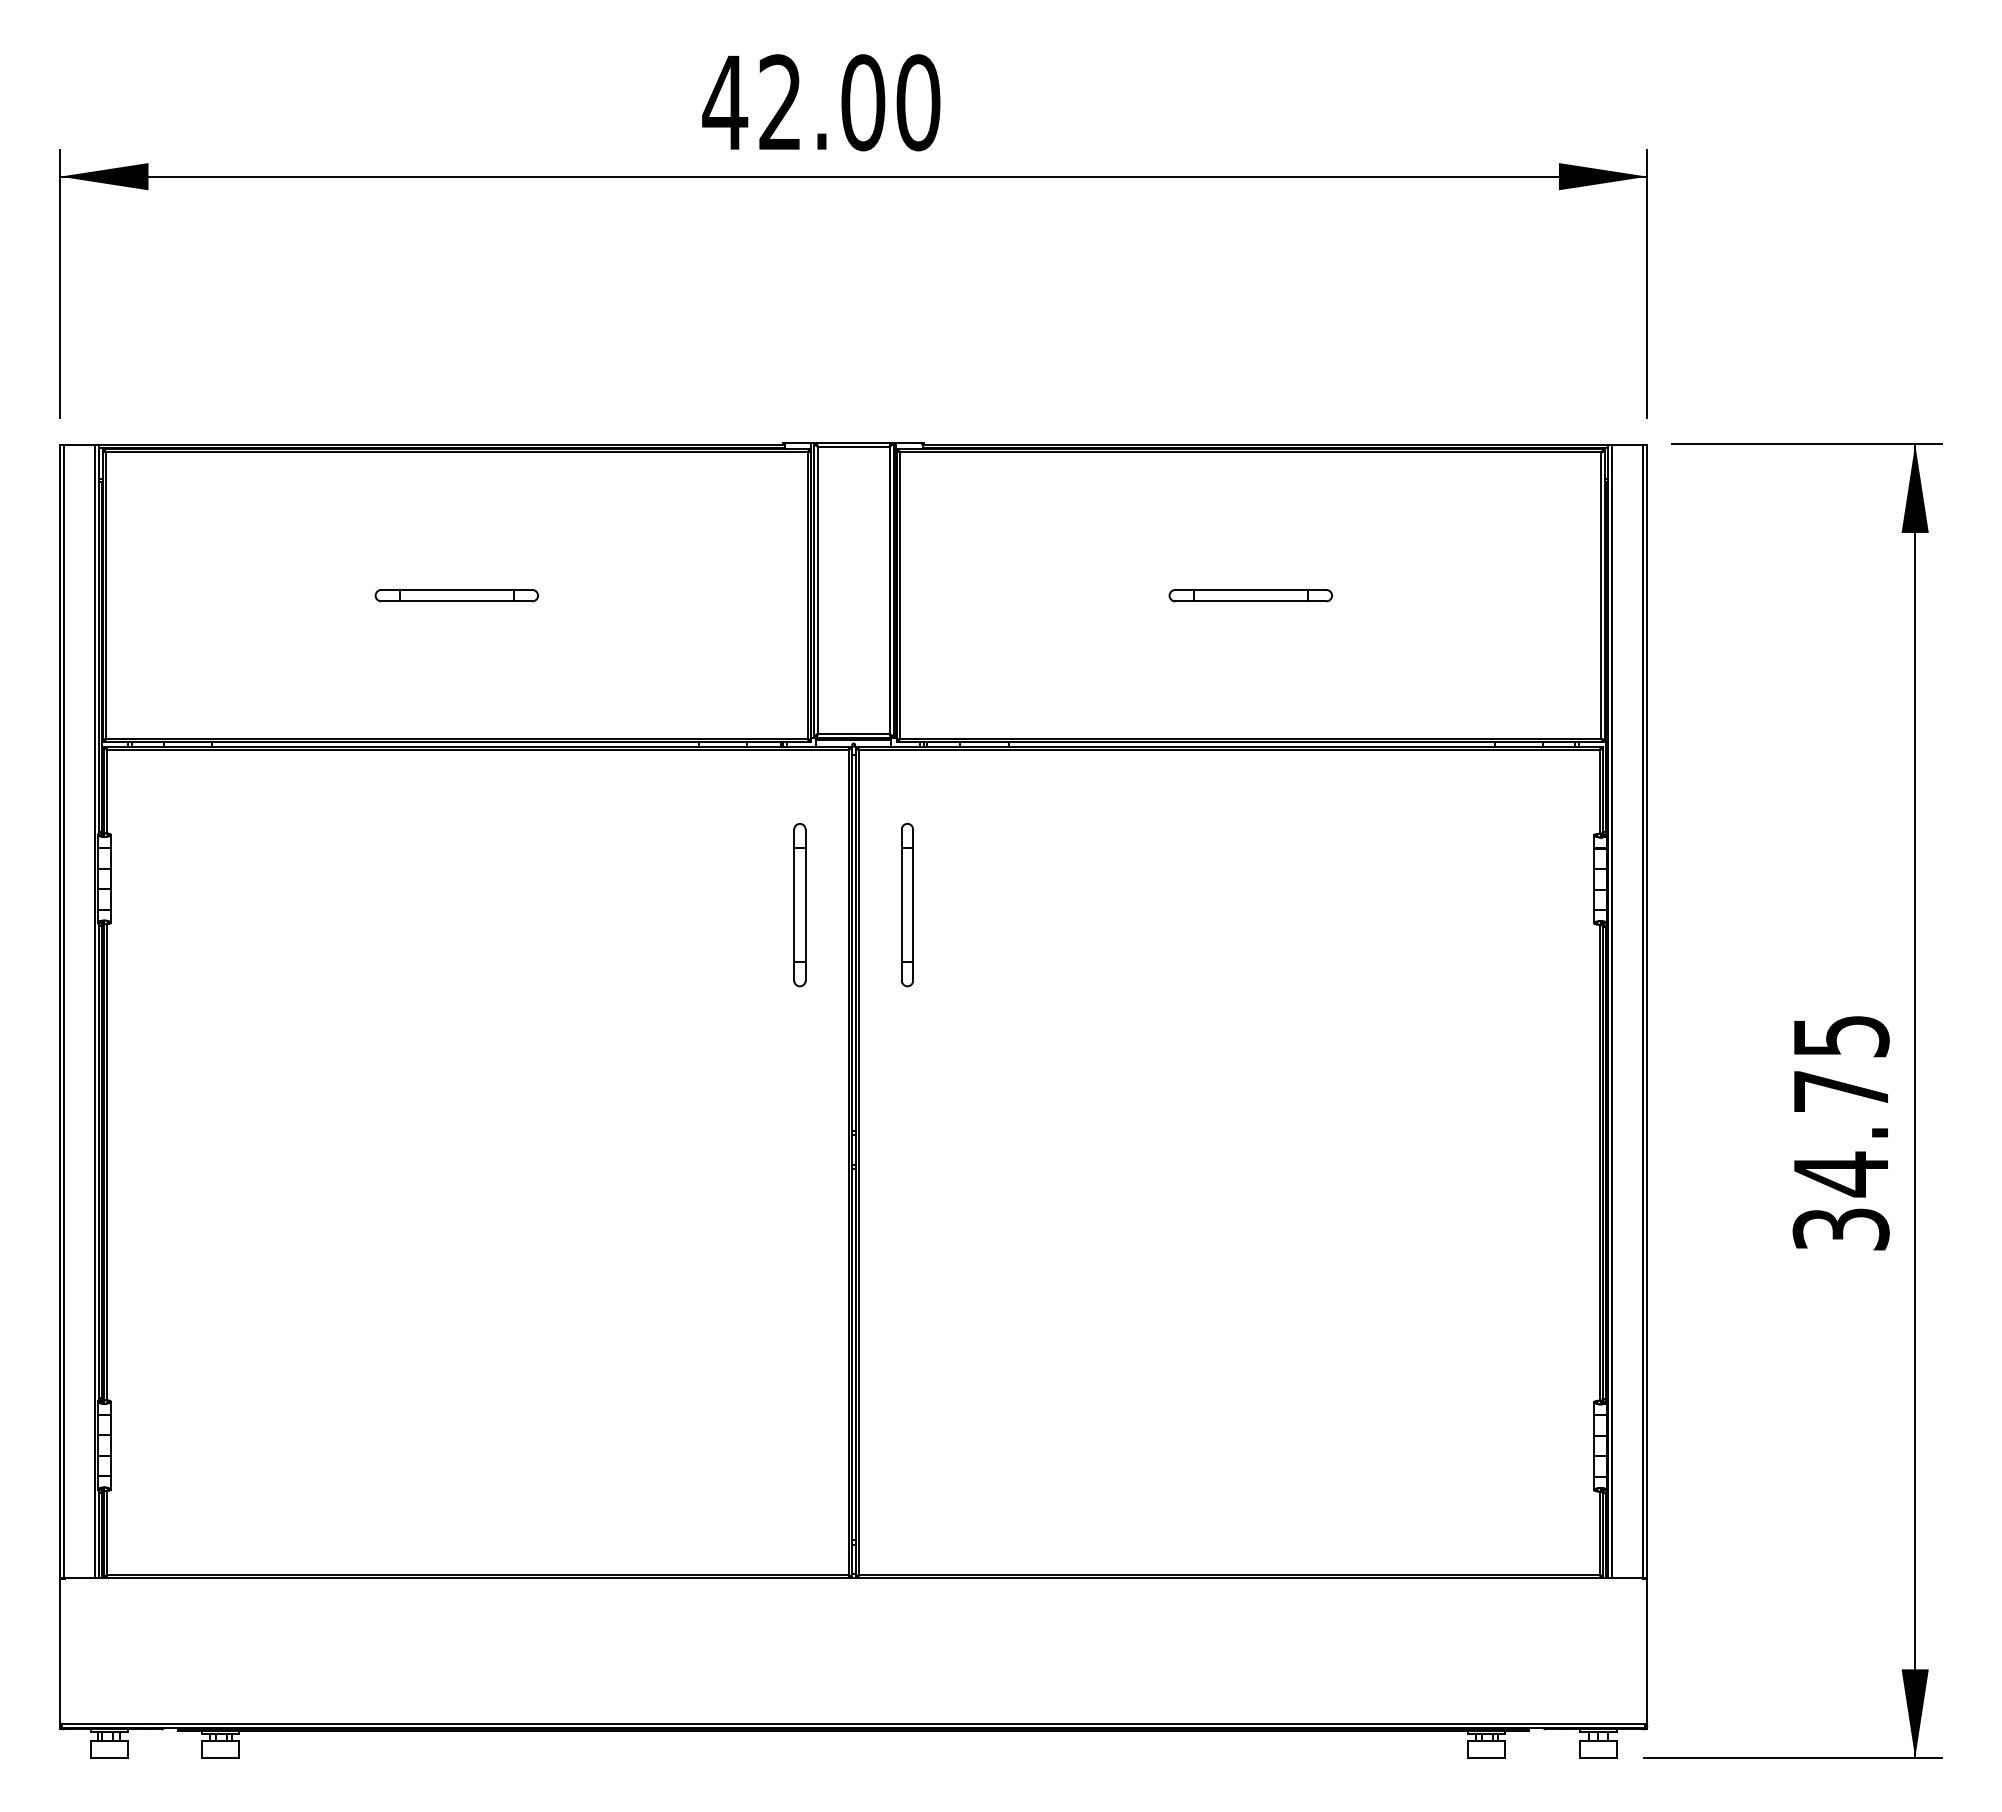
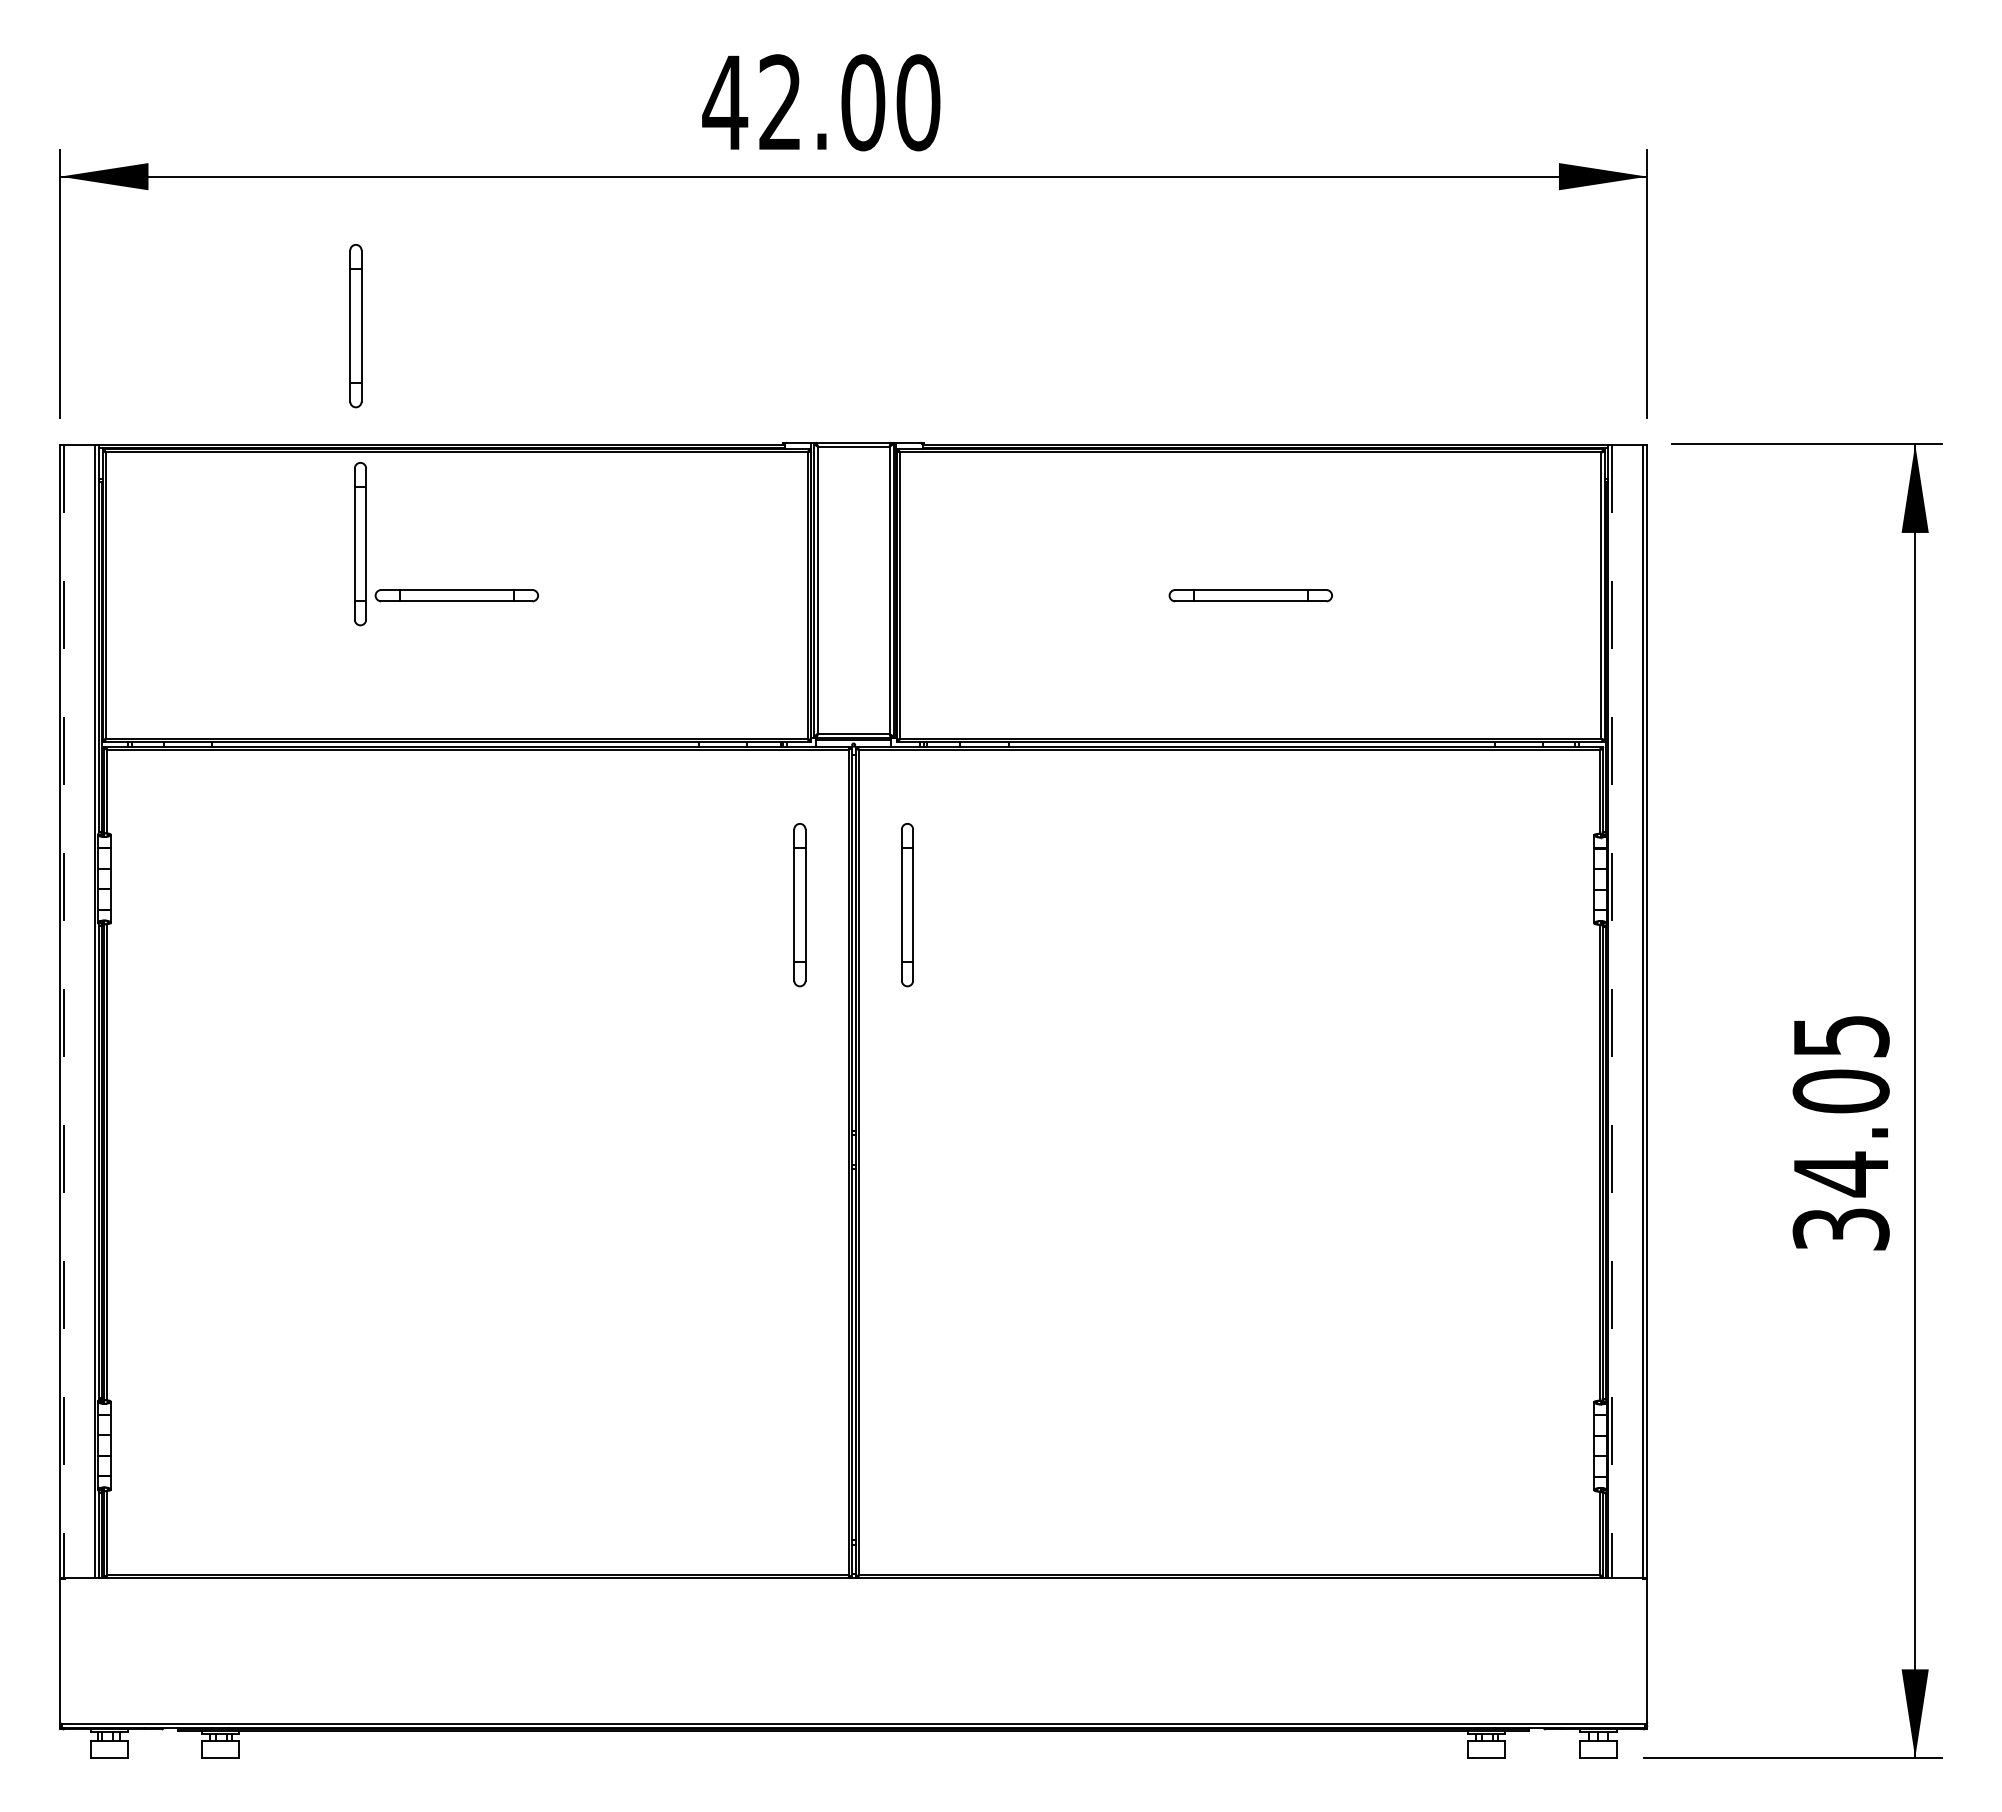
part: none -> present (355, 326)
part: none -> present (360, 544)
line: solid -> dashed (64, 1011)
line: solid -> dashed (1612, 1011)
text: 34.75 -> 34.05 (1840, 1091)
